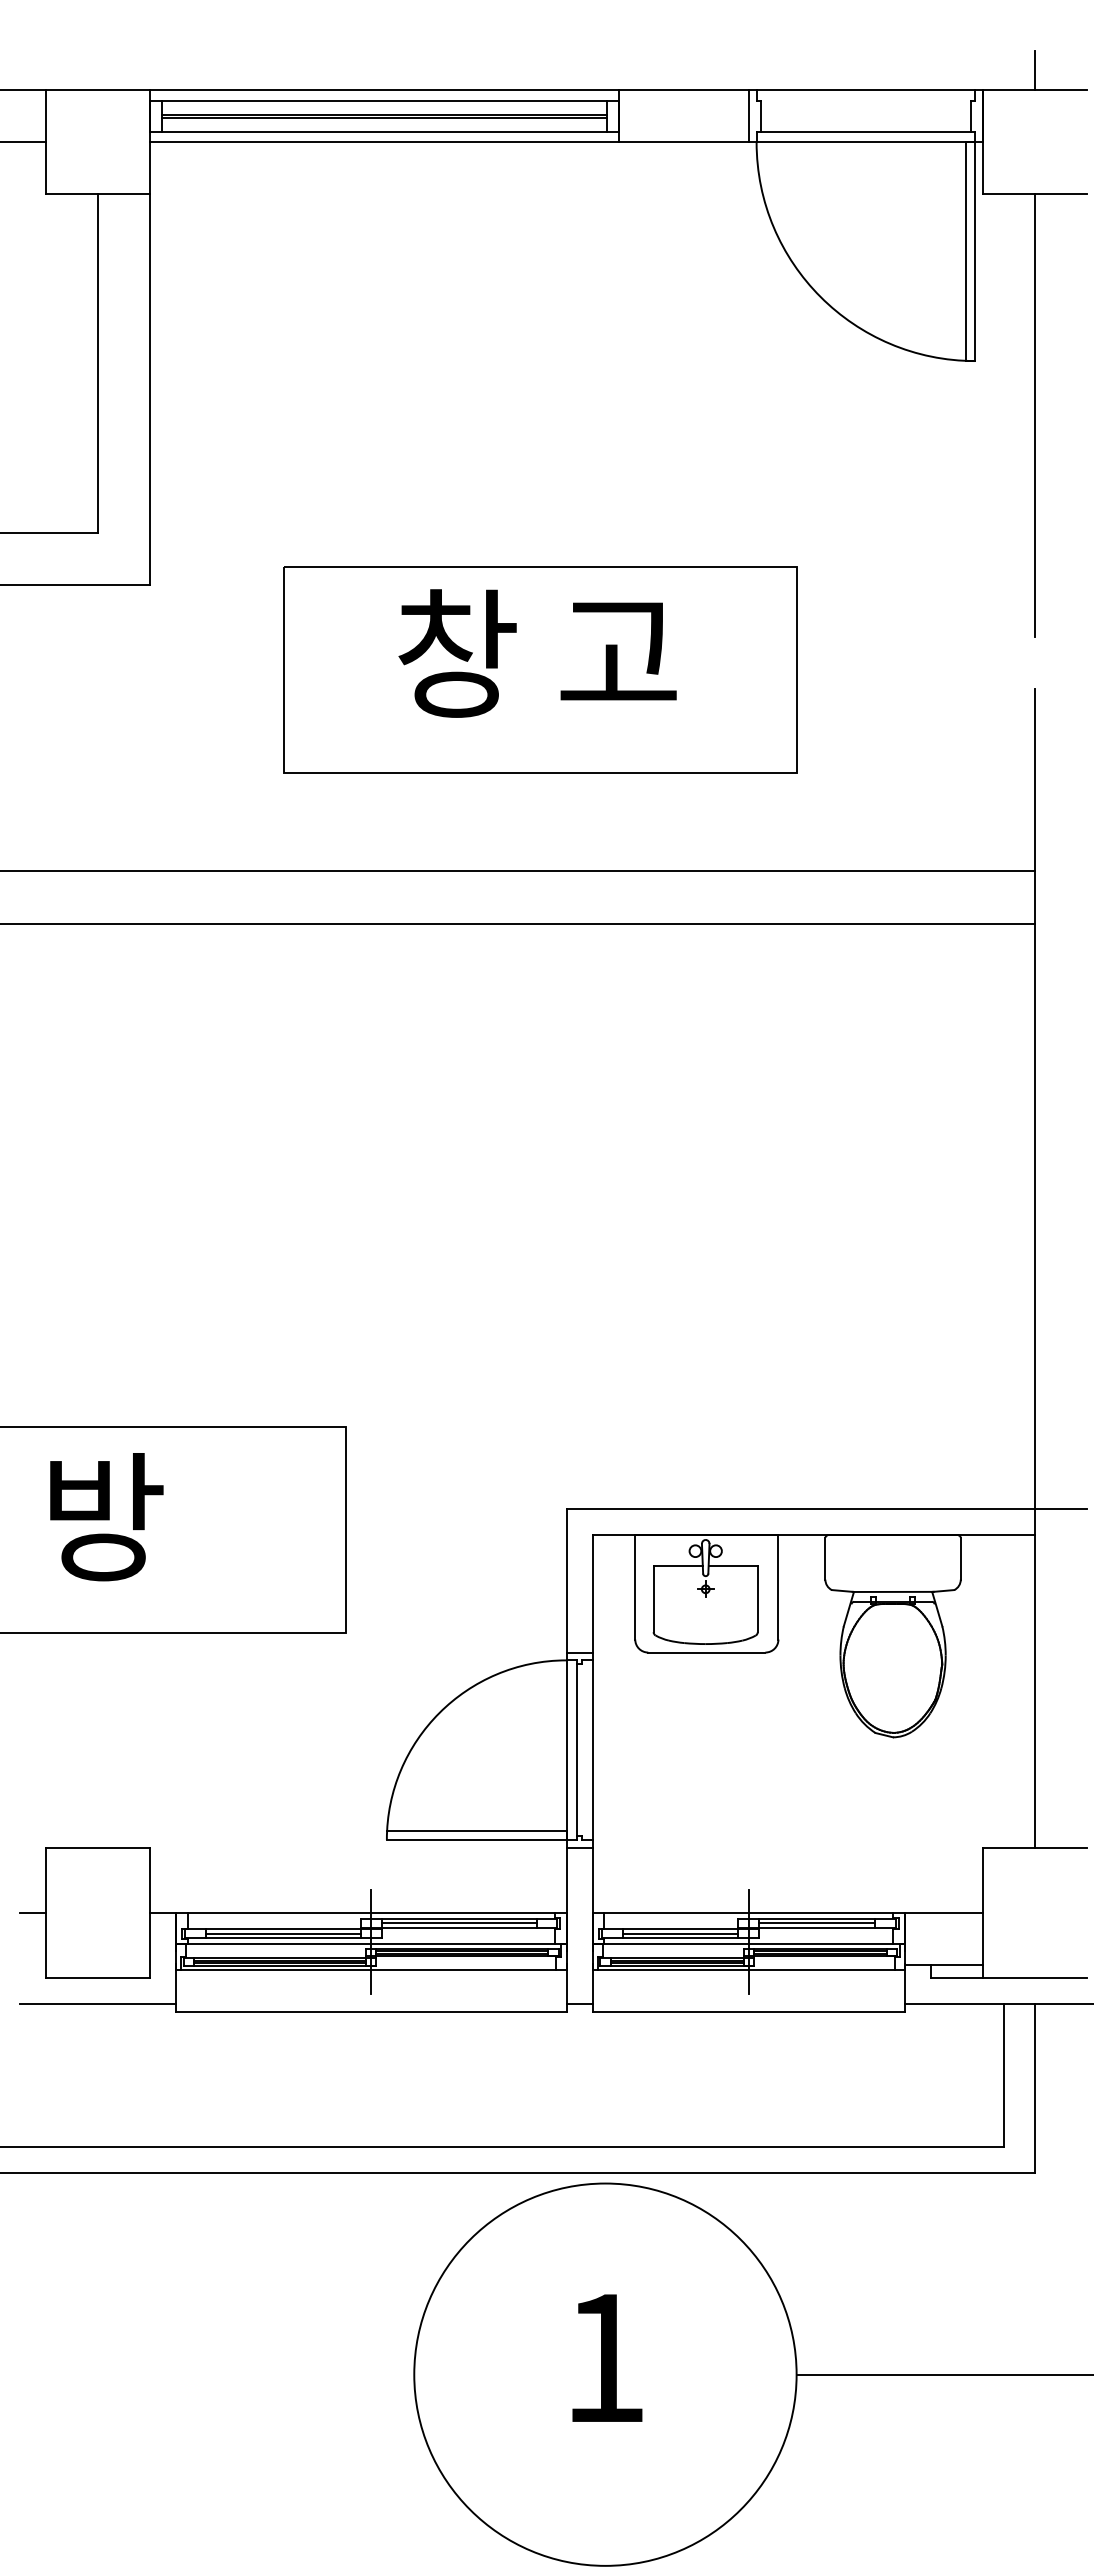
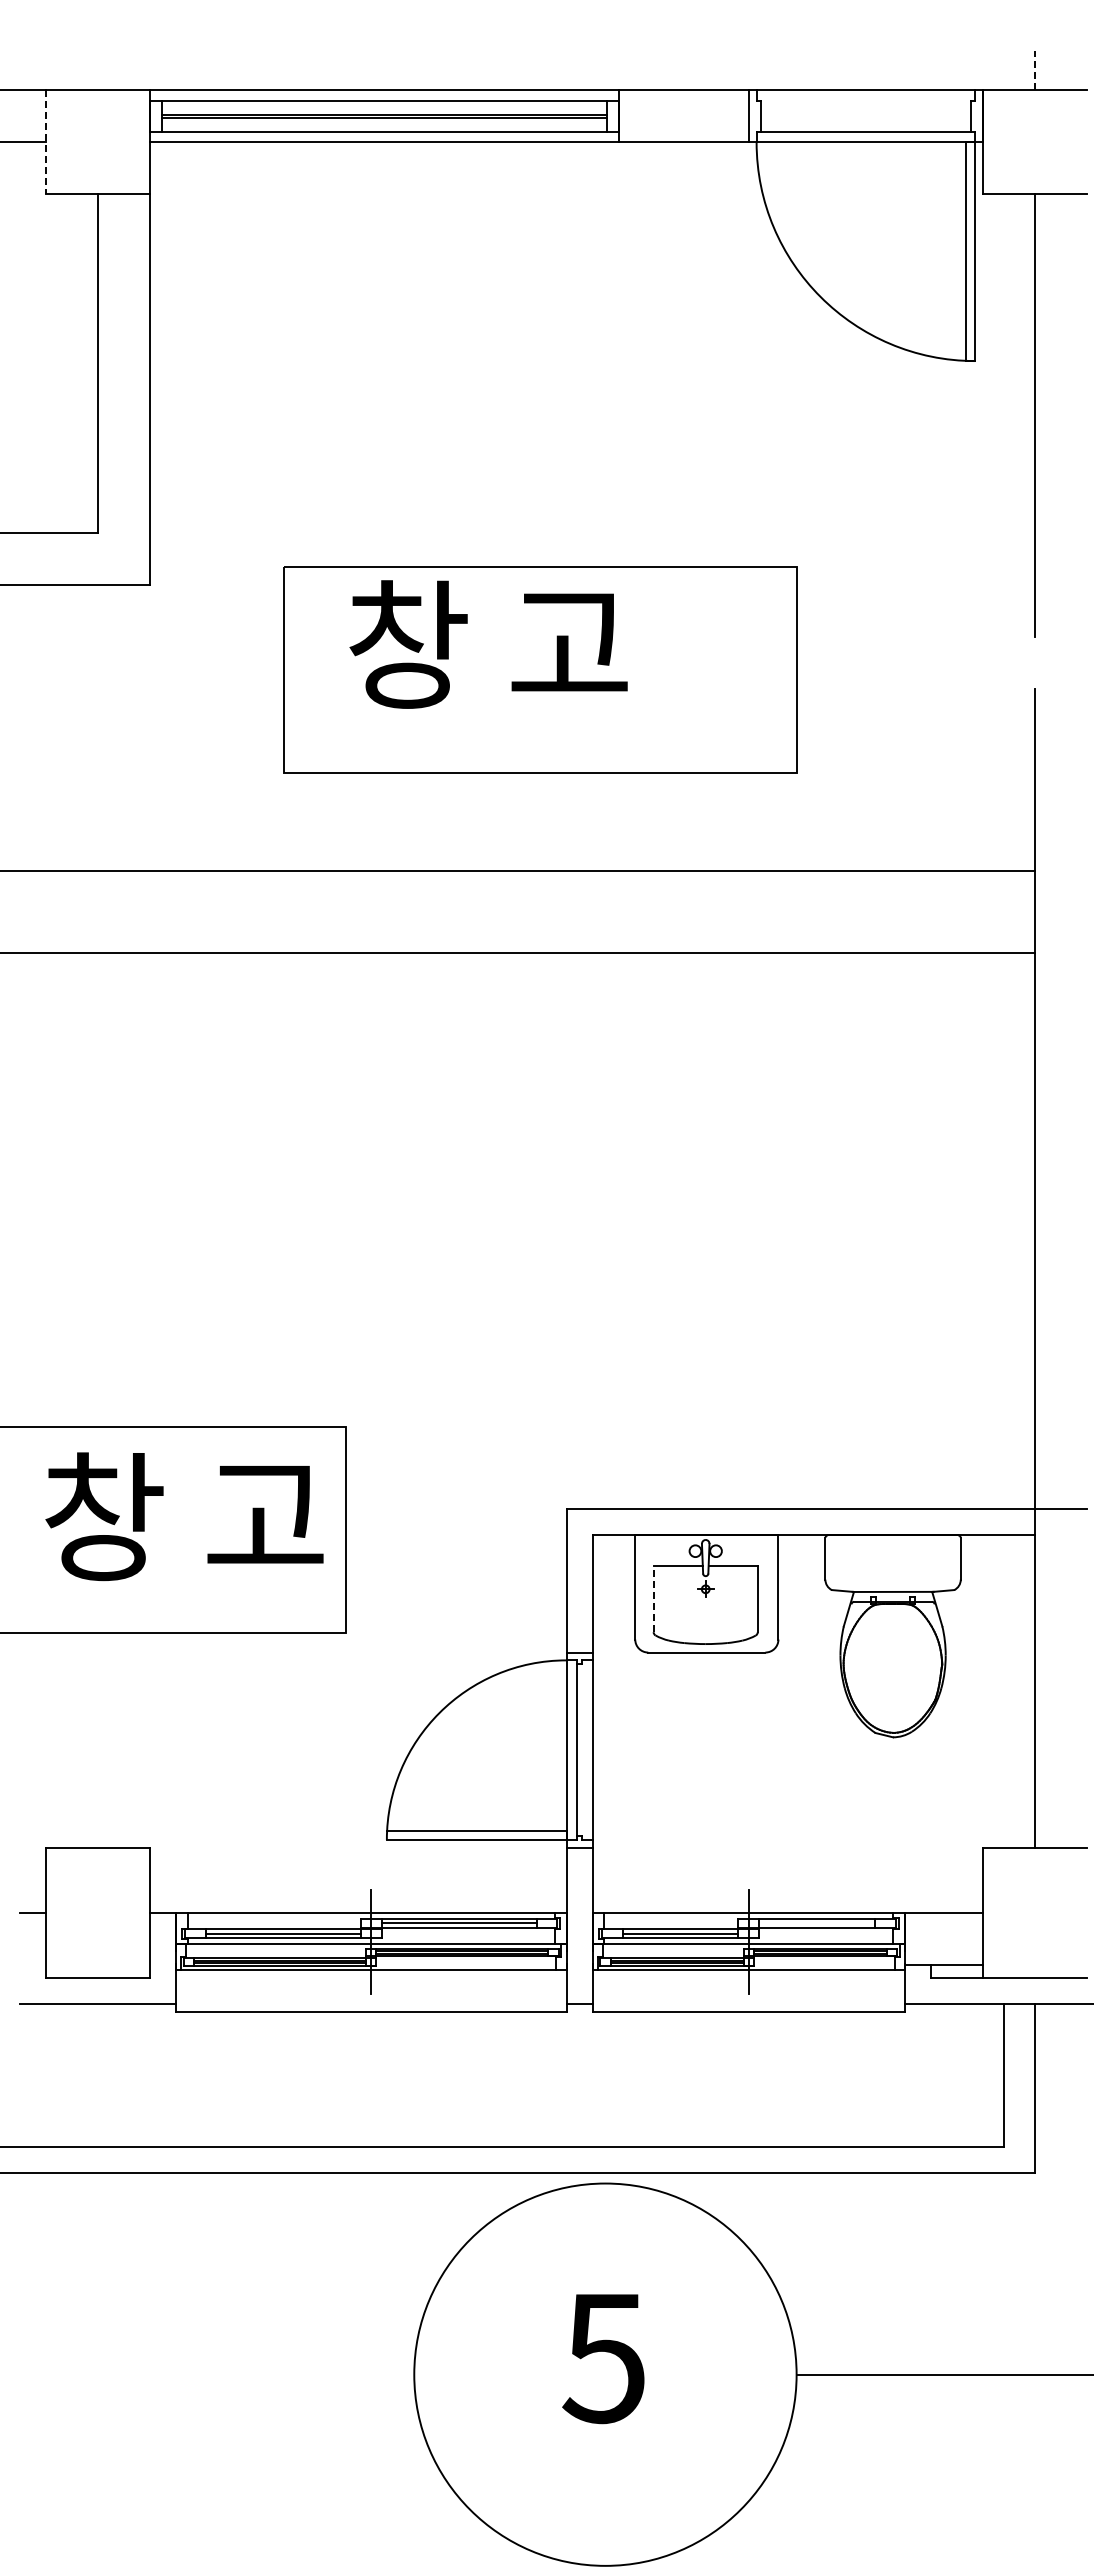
line: solid -> dashed (1035, 70)
line: solid -> dashed (45, 142)
text position: (537, 653) -> (488, 644) (488, 644)
line position: (518, 923) -> (518, 952) (518, 952)
text: 방 -> 창 고 (184, 1516)
line: solid -> dashed (653, 1598)
line: present -> none (817, 1923)
text: 1 -> 5 (603, 2359)
